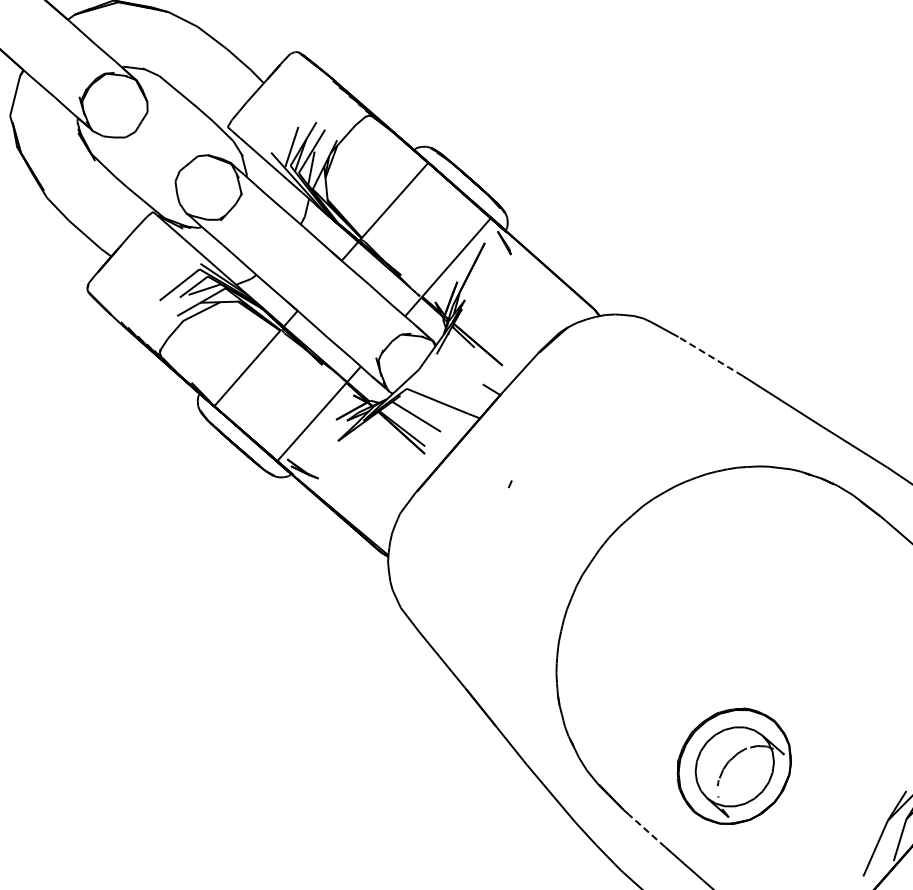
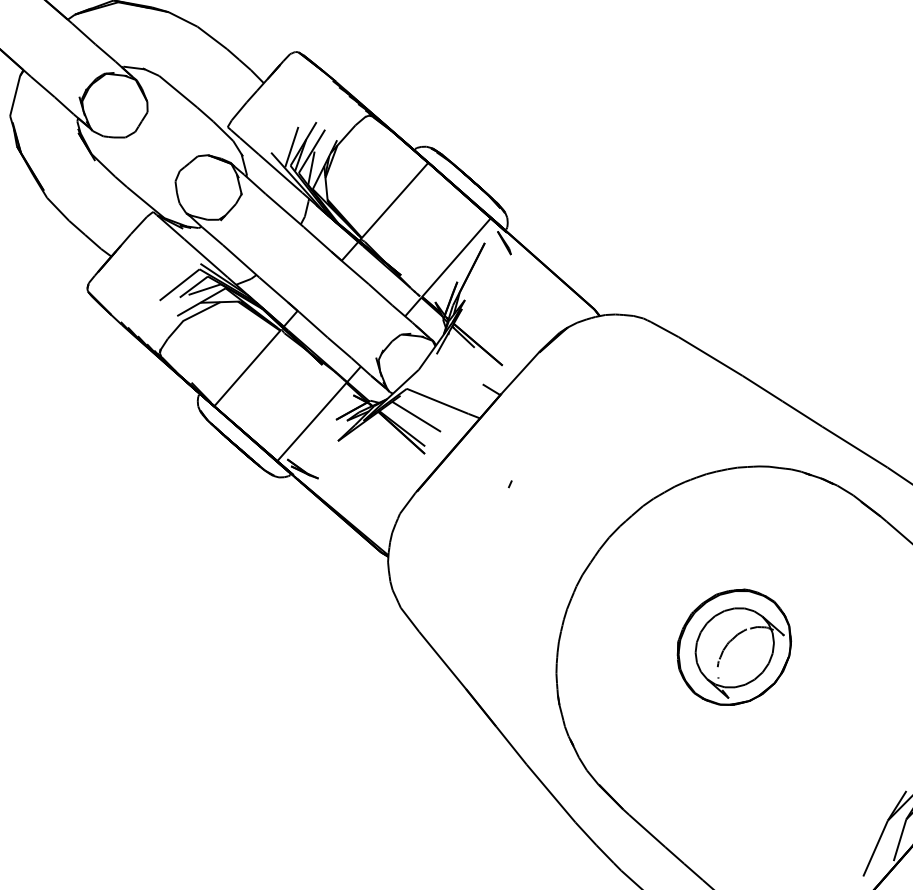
line: dashed -> solid (710, 356)
part position: (734, 765) -> (734, 646) (734, 646)
line: dashed -> solid (646, 830)
